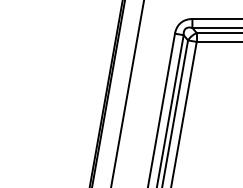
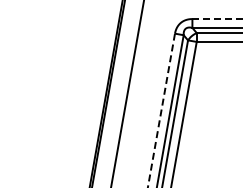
line: solid -> dashed (217, 19)
line: solid -> dashed (161, 110)
